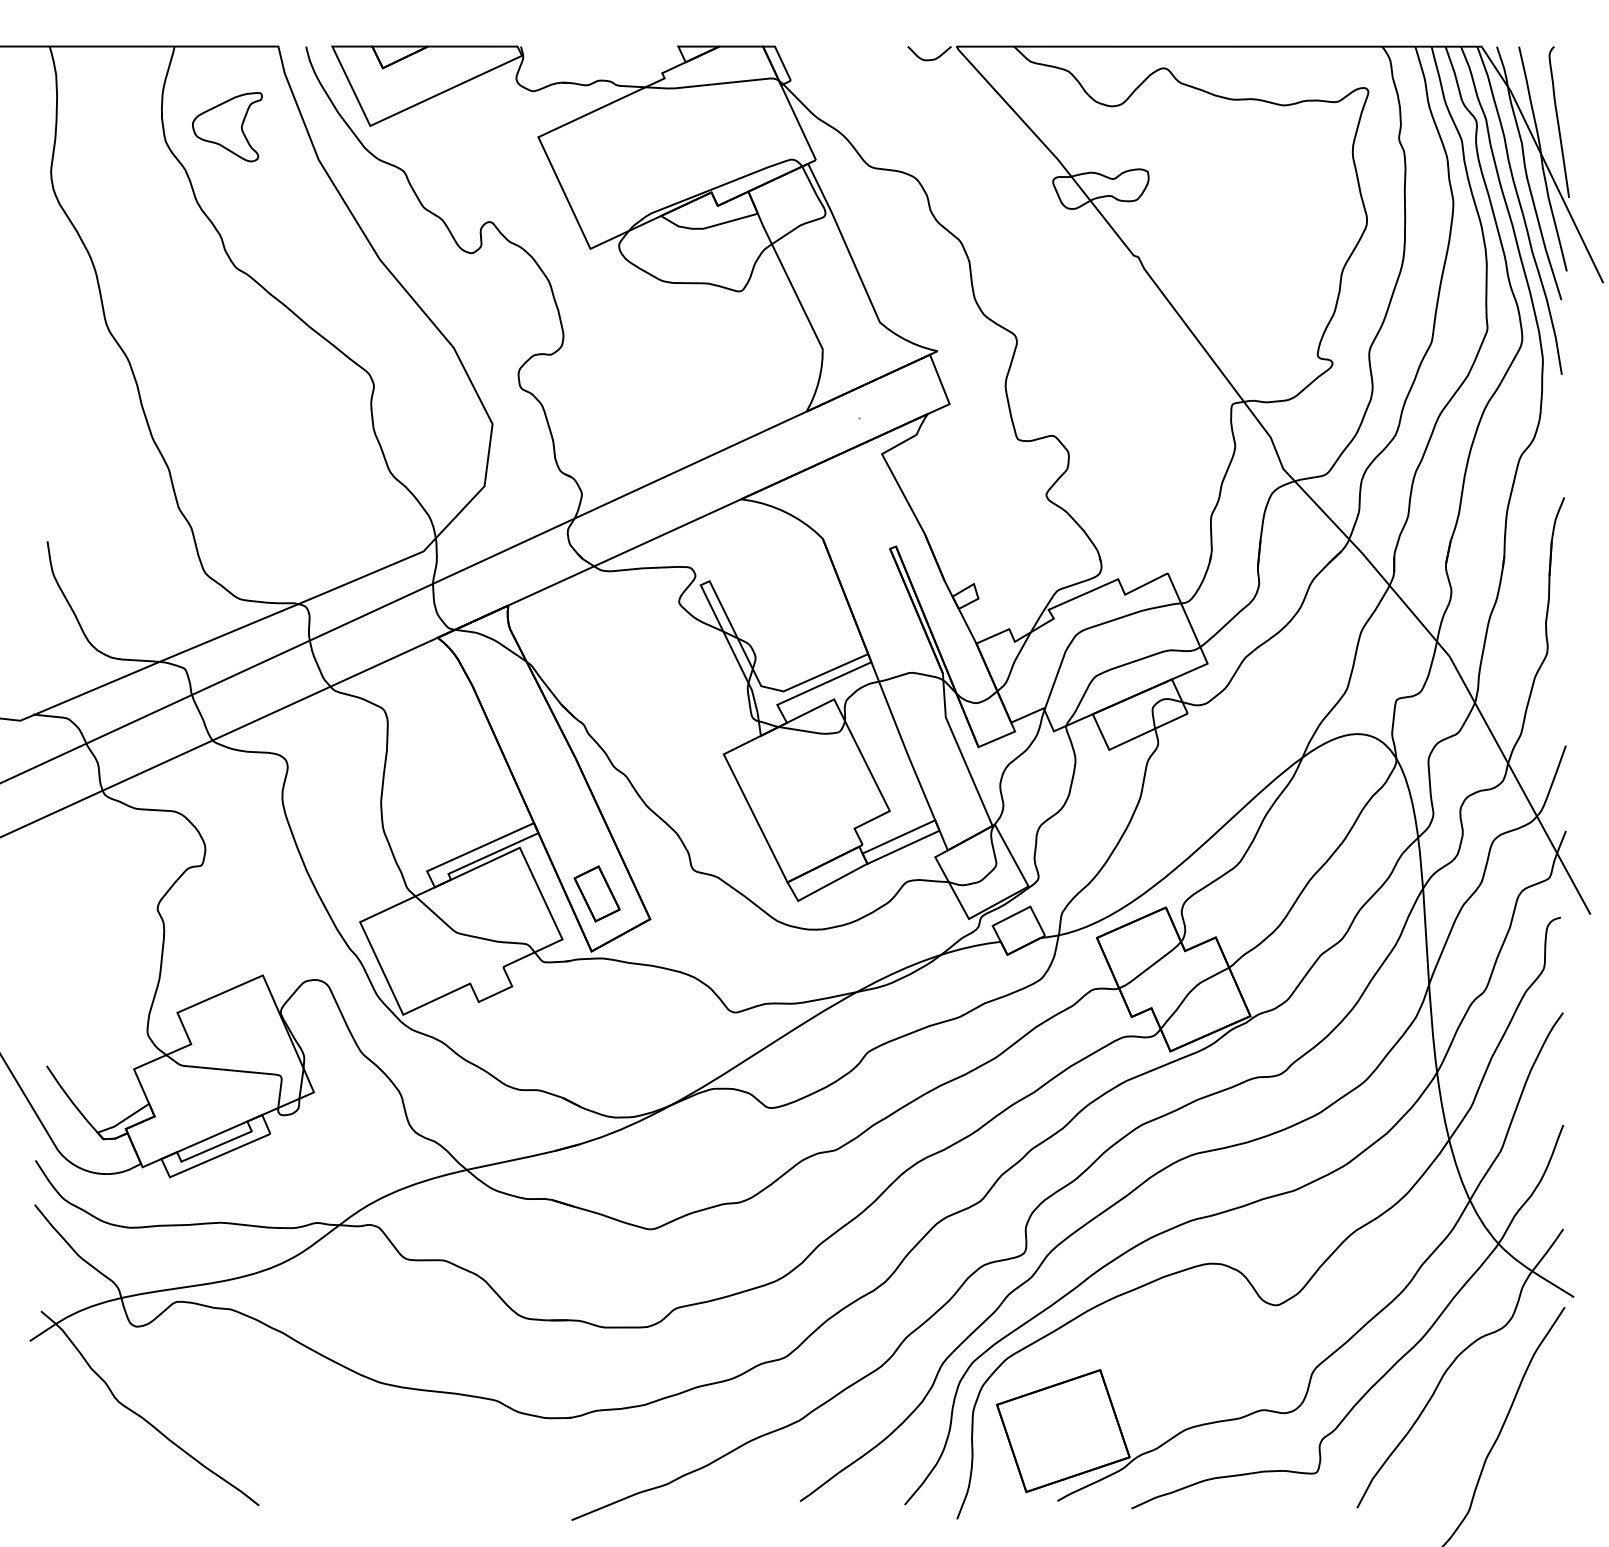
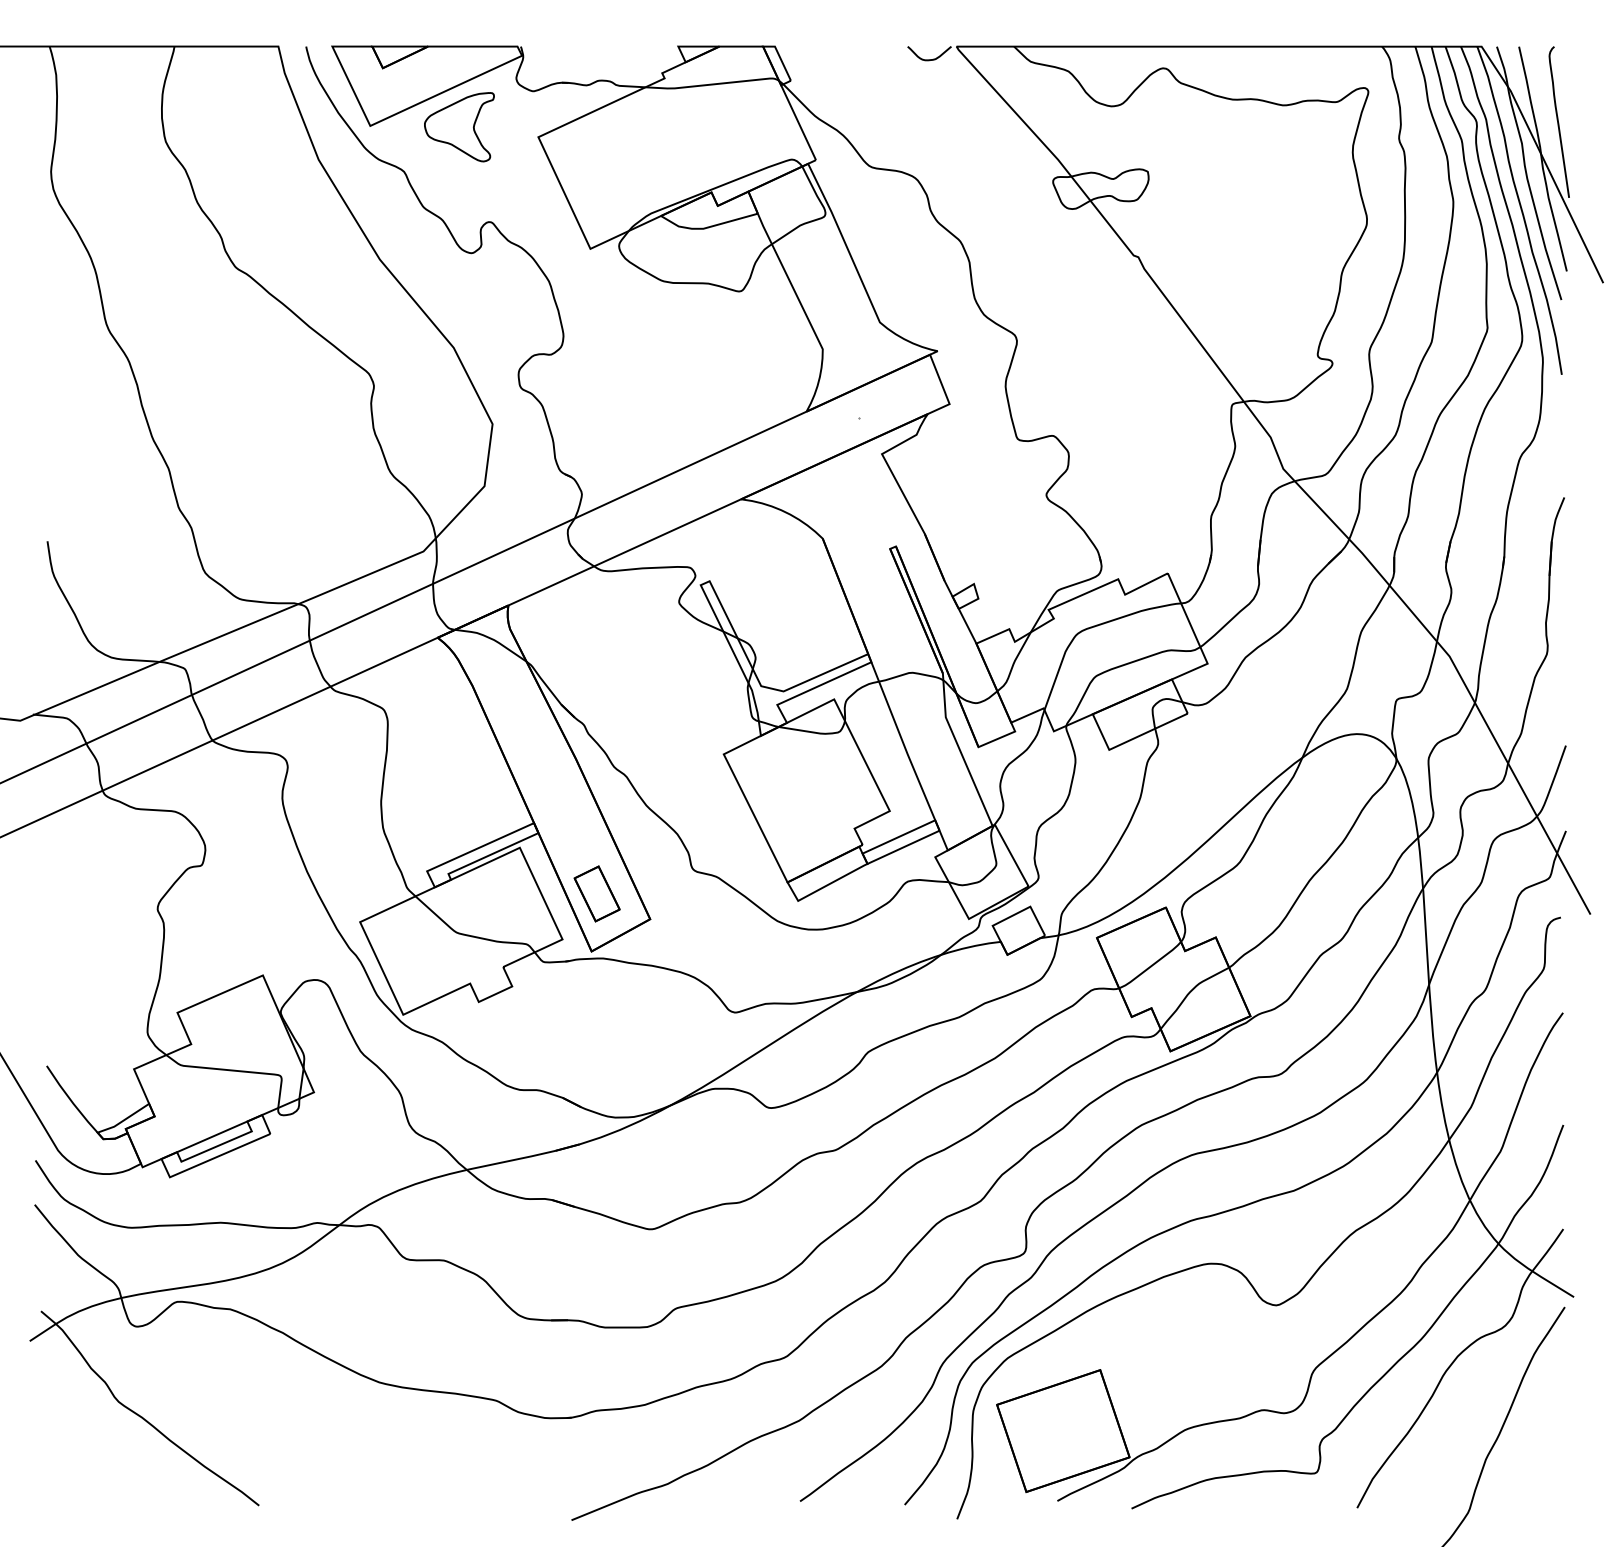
part position: (227, 127) -> (459, 127) (459, 127)
